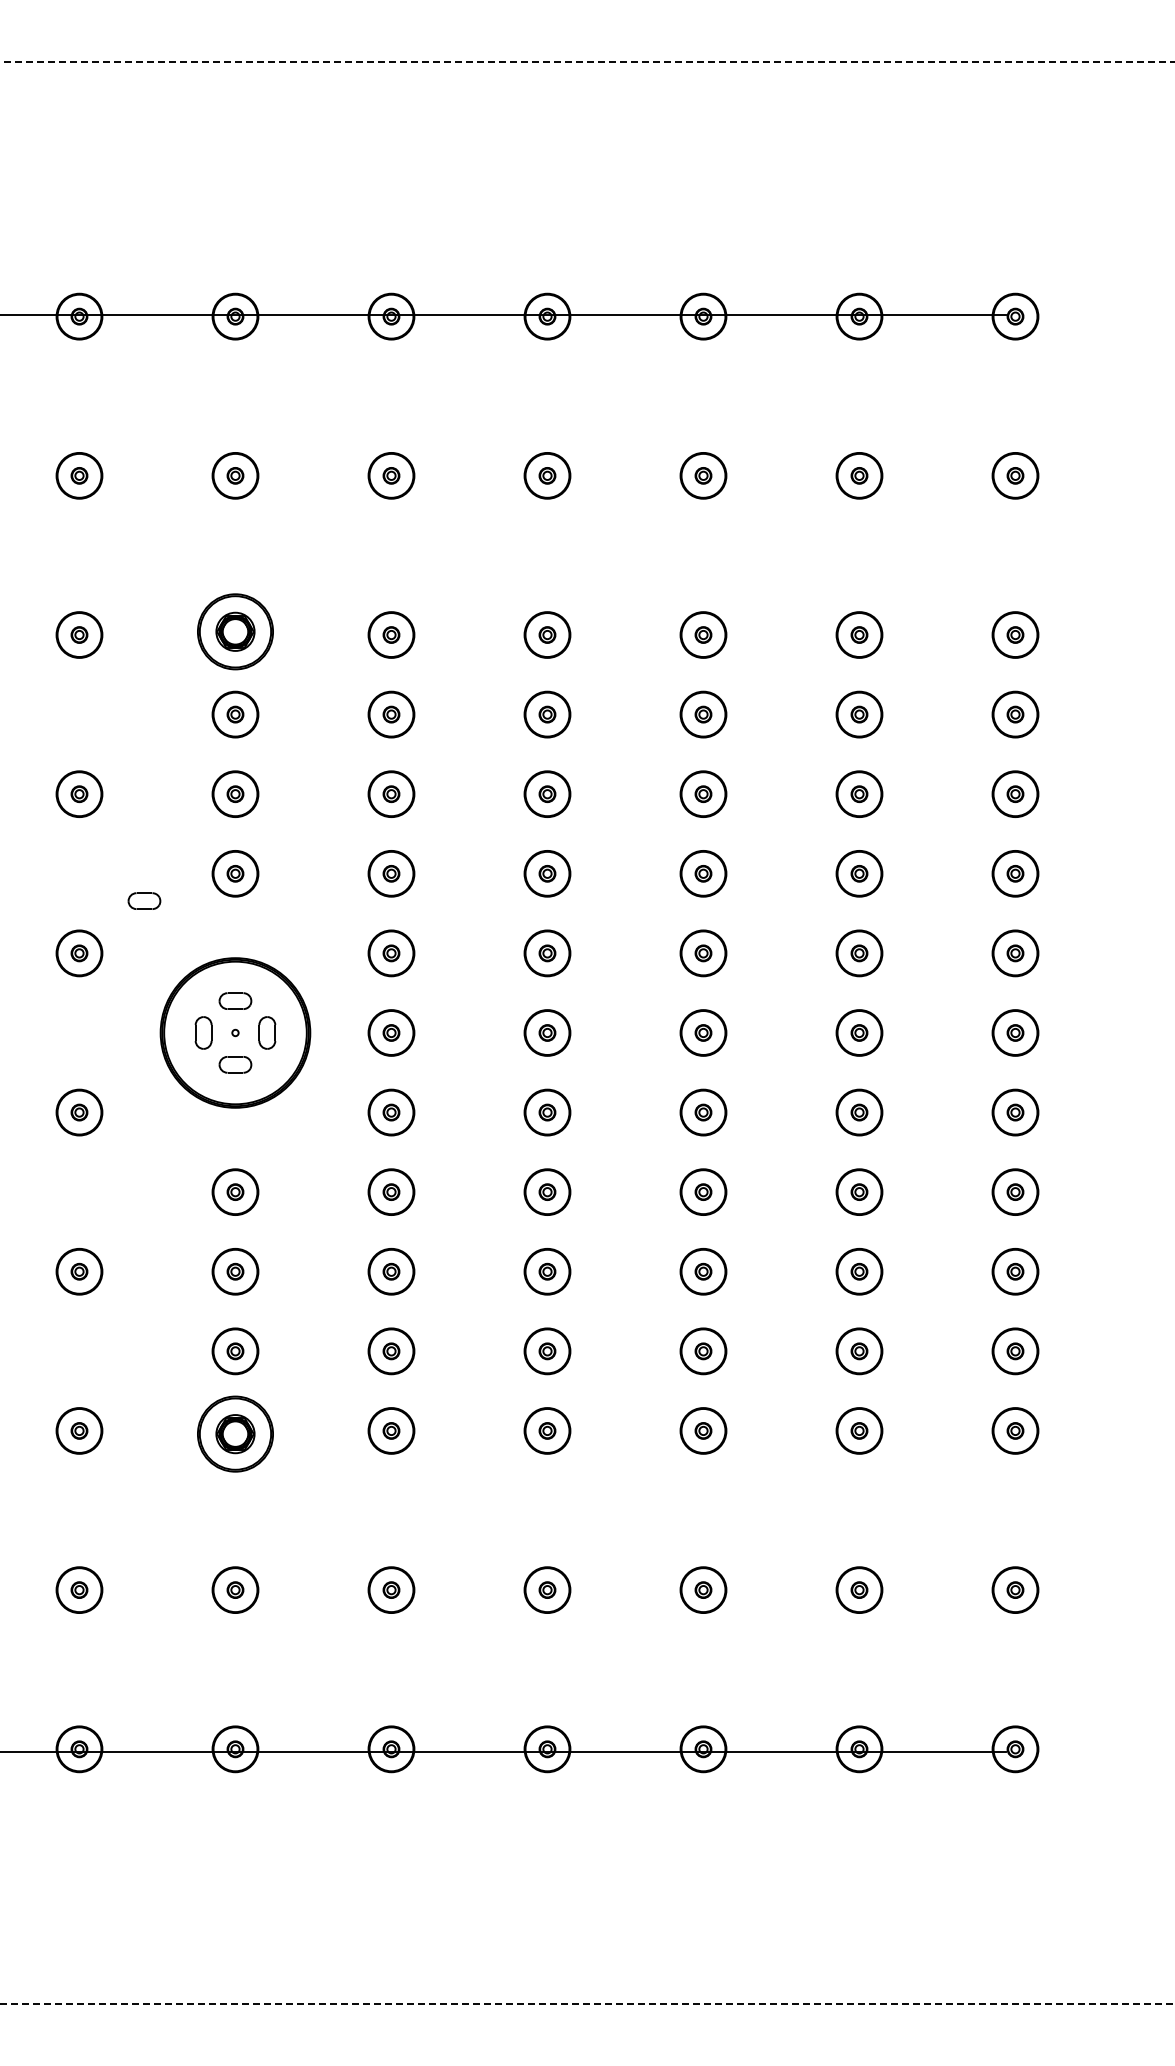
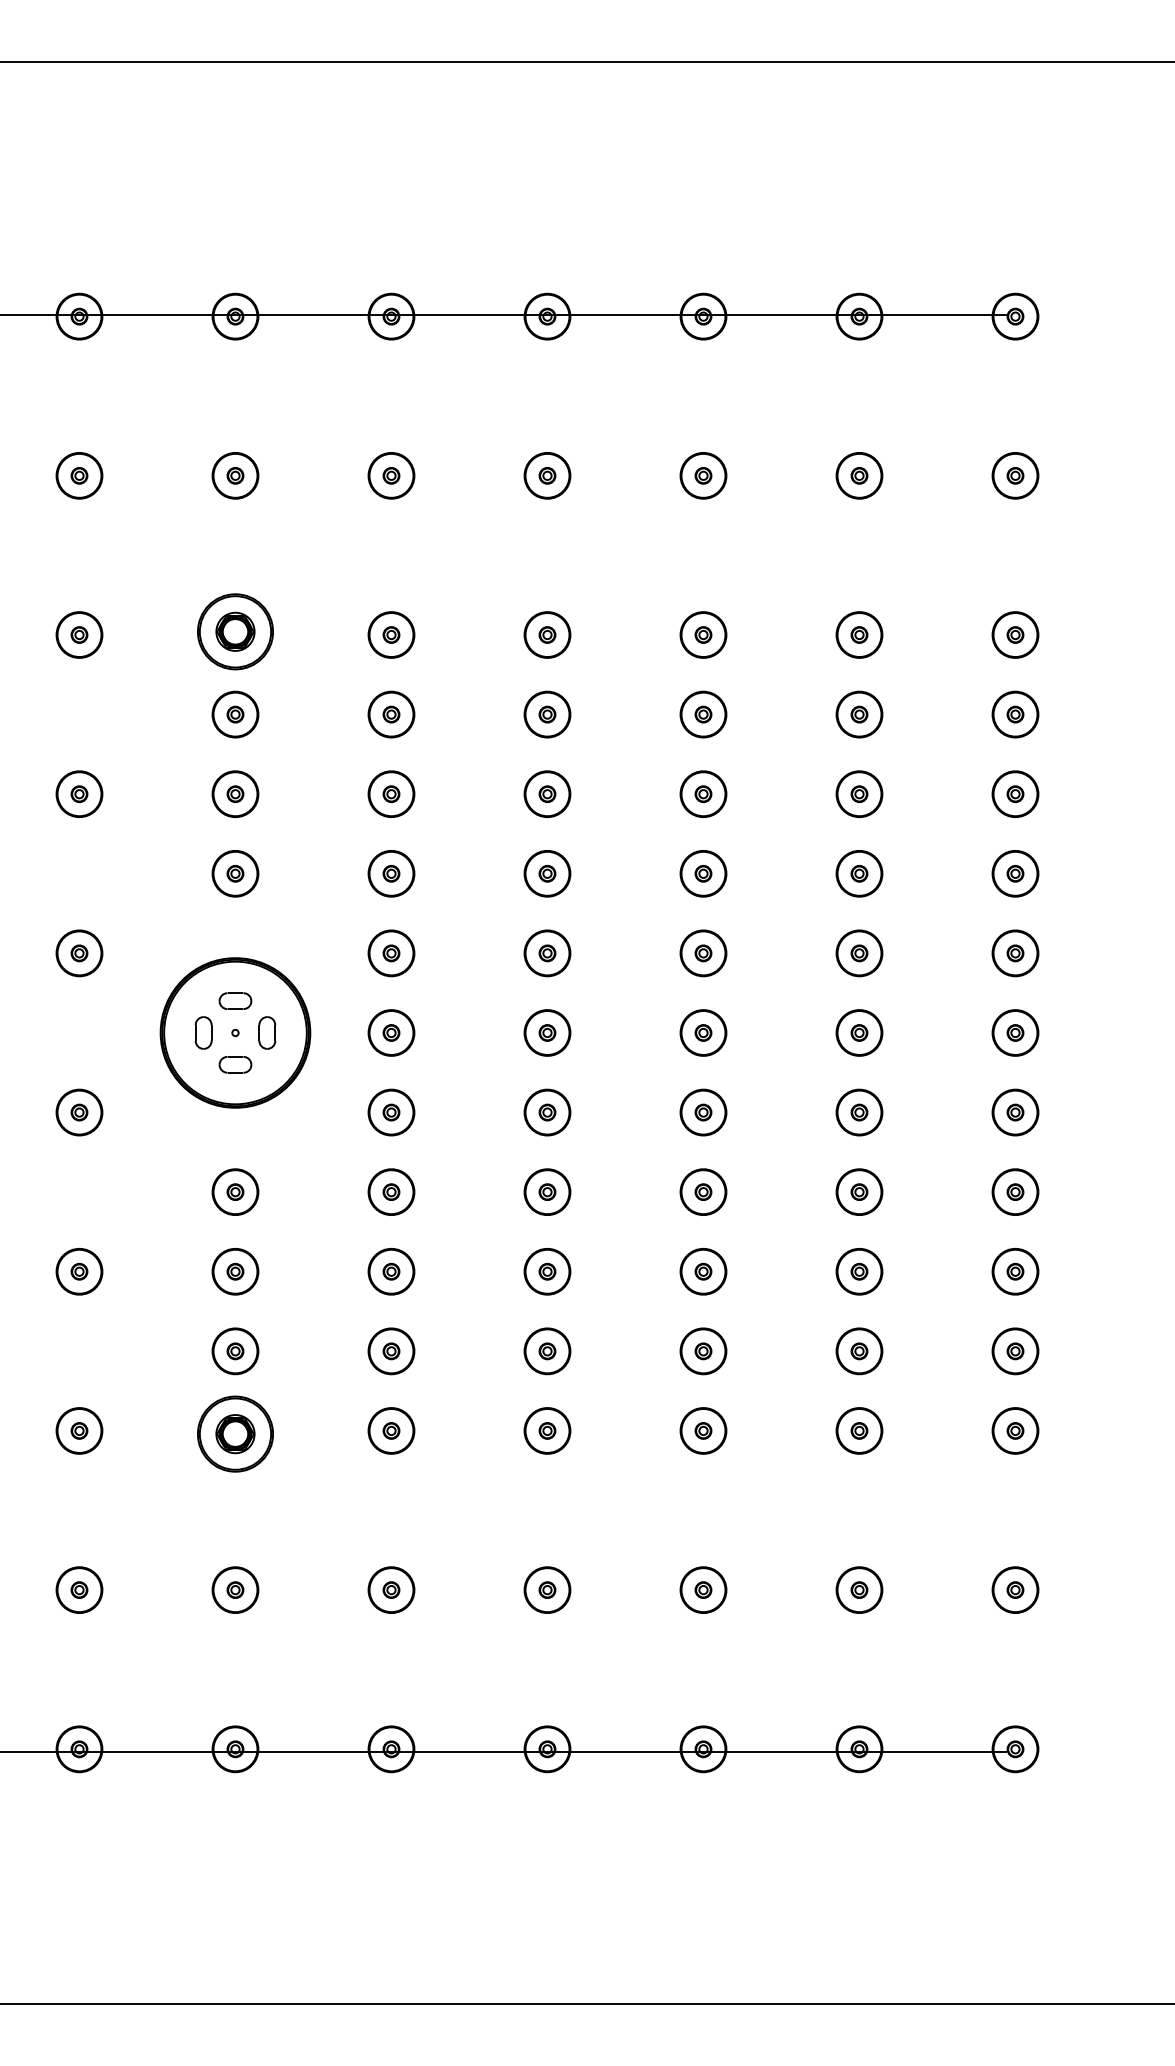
line: dashed -> solid (587, 61)
part: present -> none (144, 900)
line: dashed -> solid (587, 2004)
